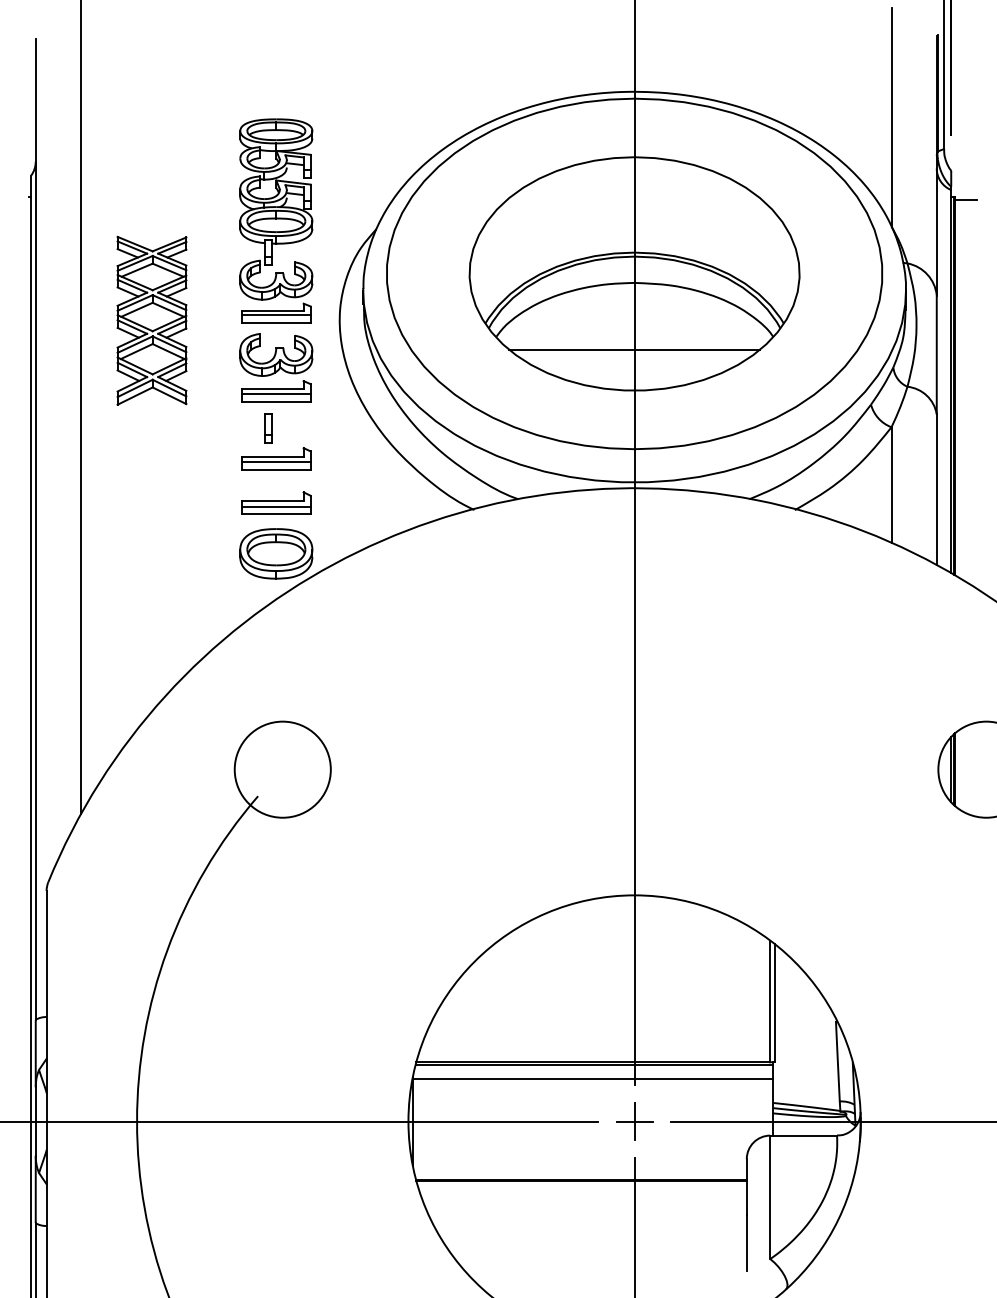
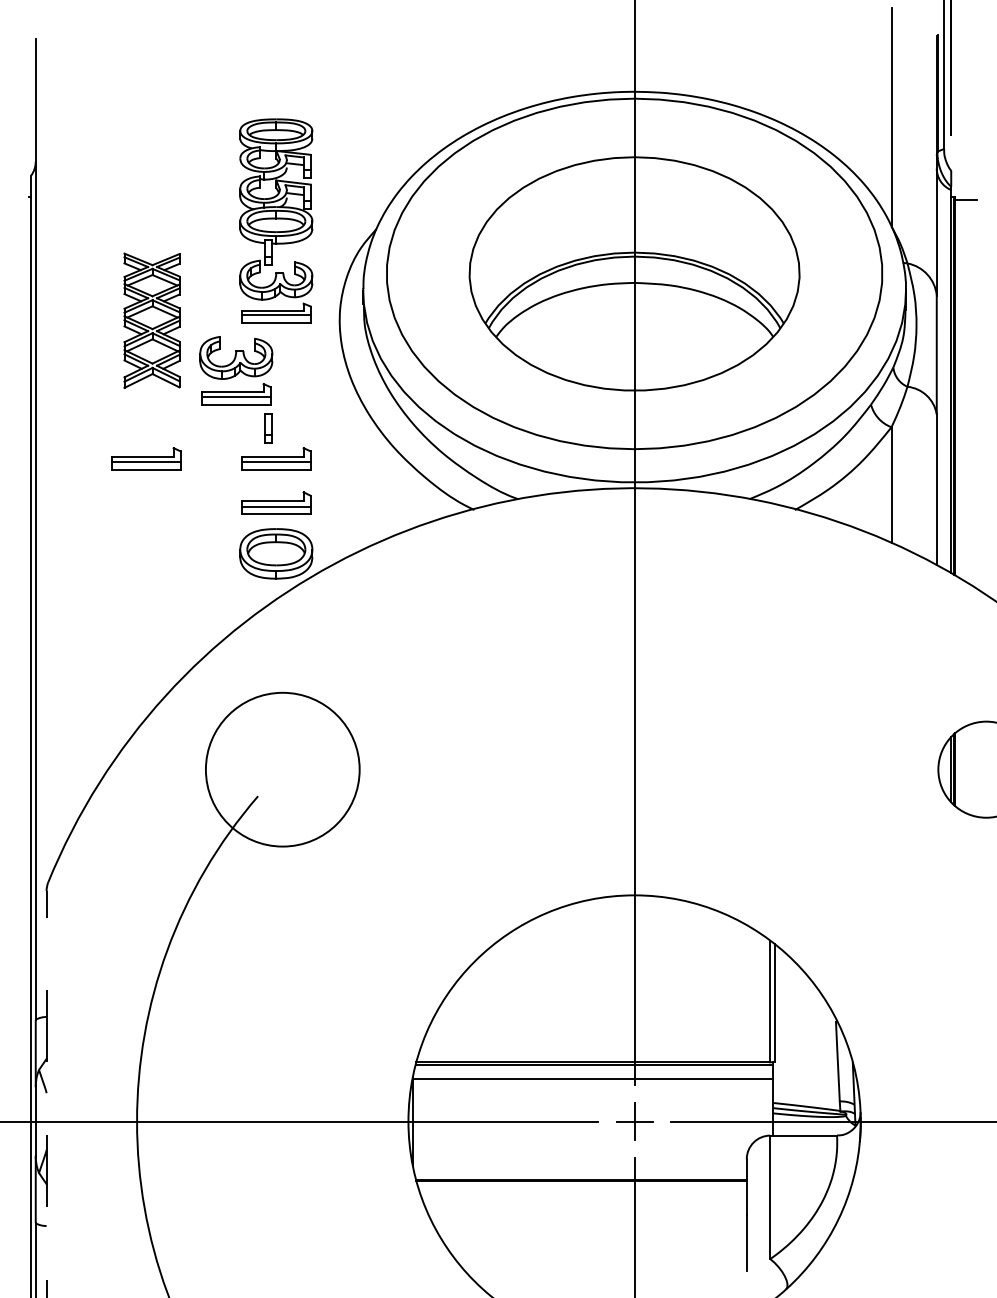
part size: 72x171 px -> 58x137 px (151, 320)
line: present -> none (634, 349)
part position: (276, 367) -> (236, 370) (236, 370)
line: present -> none (80, 408)
part: none -> present (146, 458)
circle diameter: 96 px -> 154 px (282, 769)
line: solid -> dashed (46, 1094)
